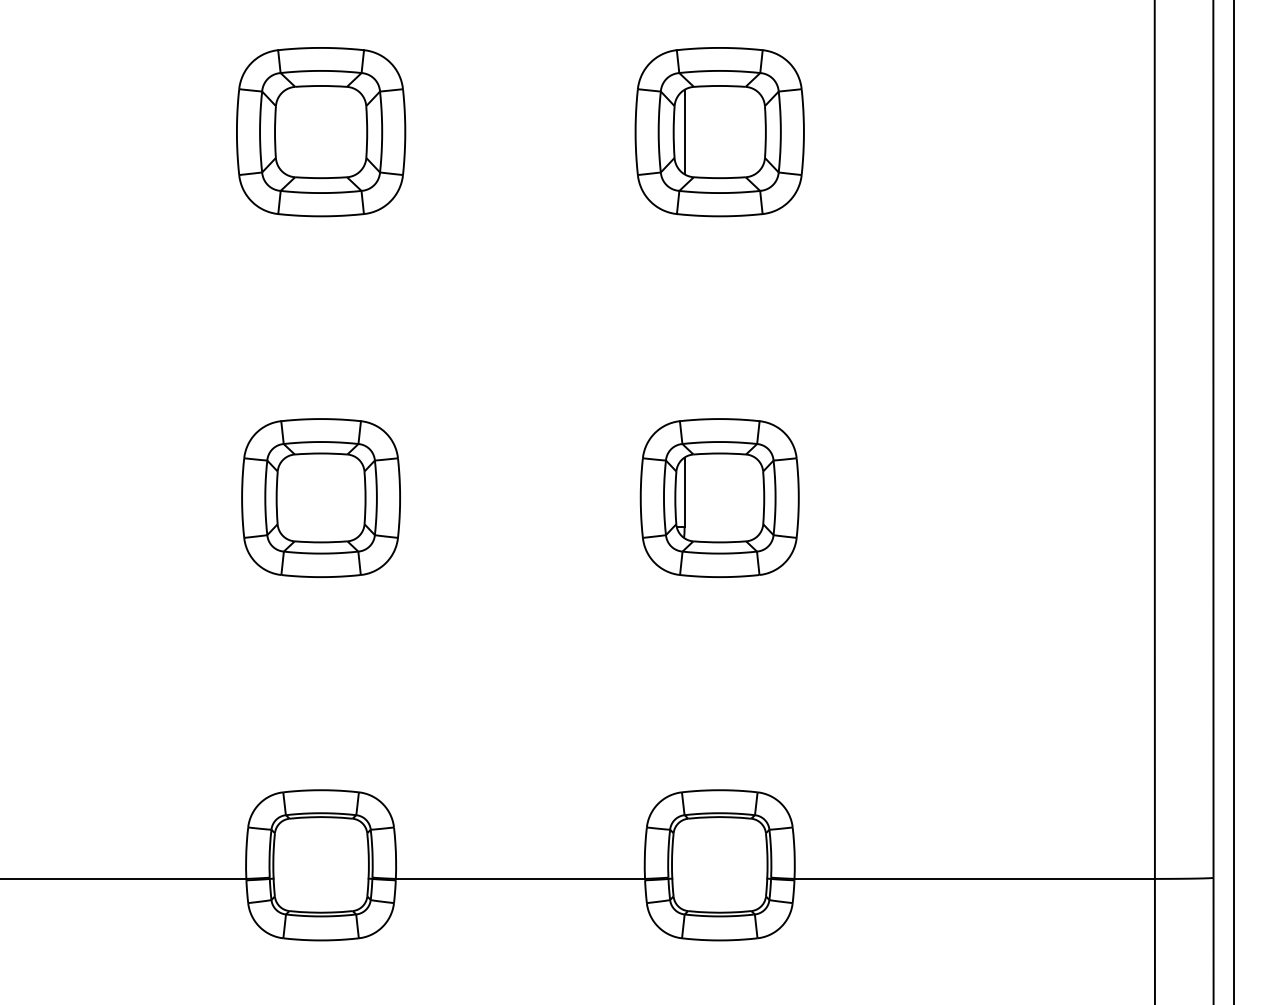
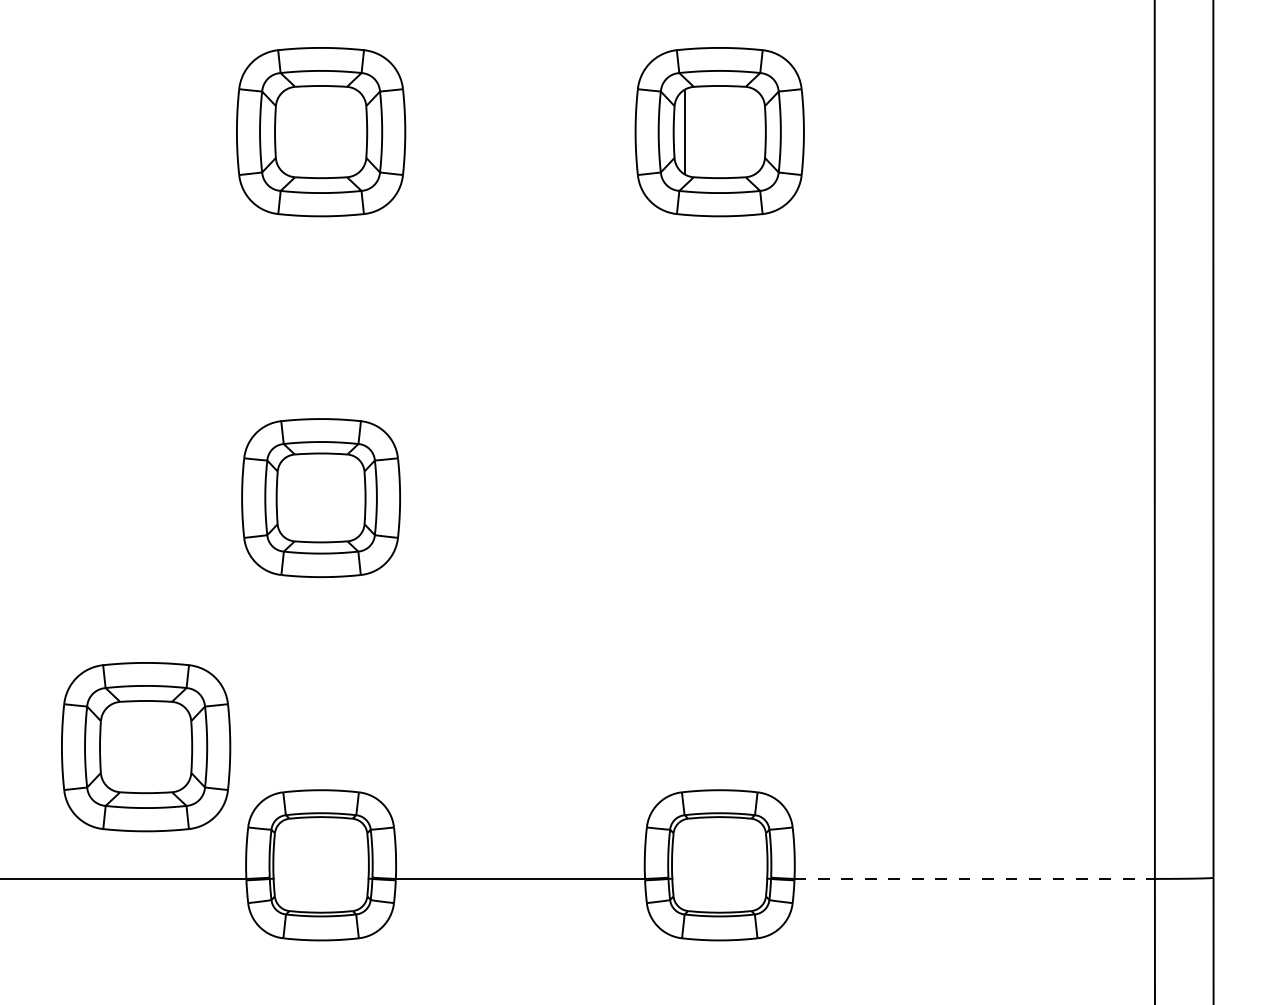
part: present -> none (719, 497)
line: present -> none (1233, 501)
part: none -> present (146, 747)
line: solid -> dashed (975, 878)
